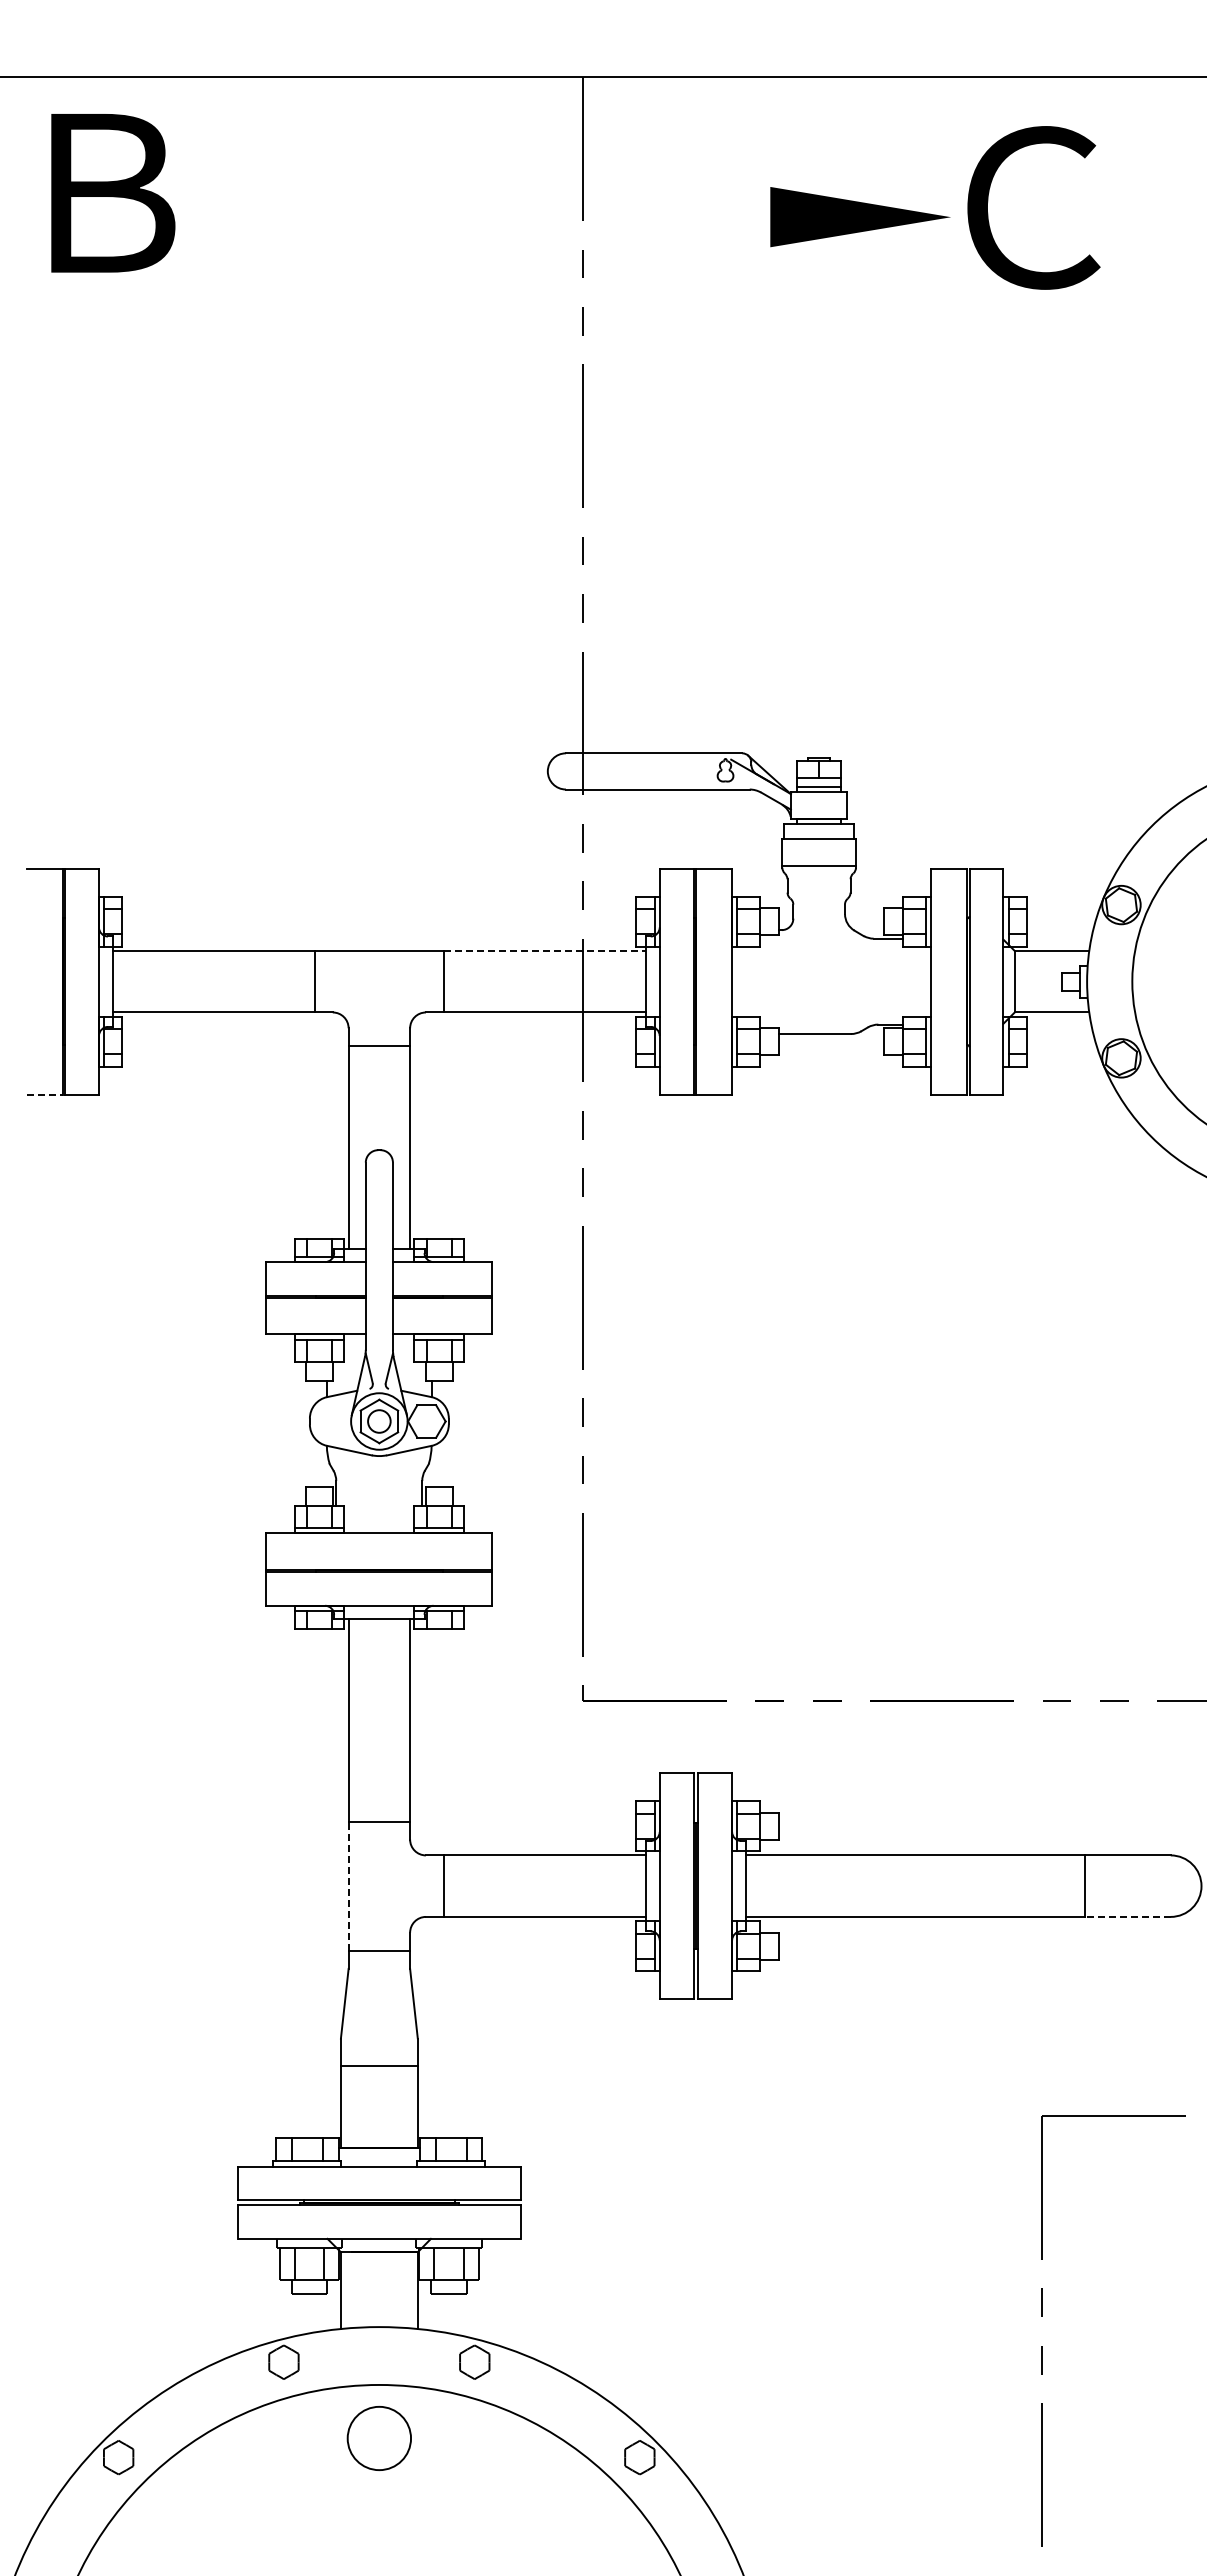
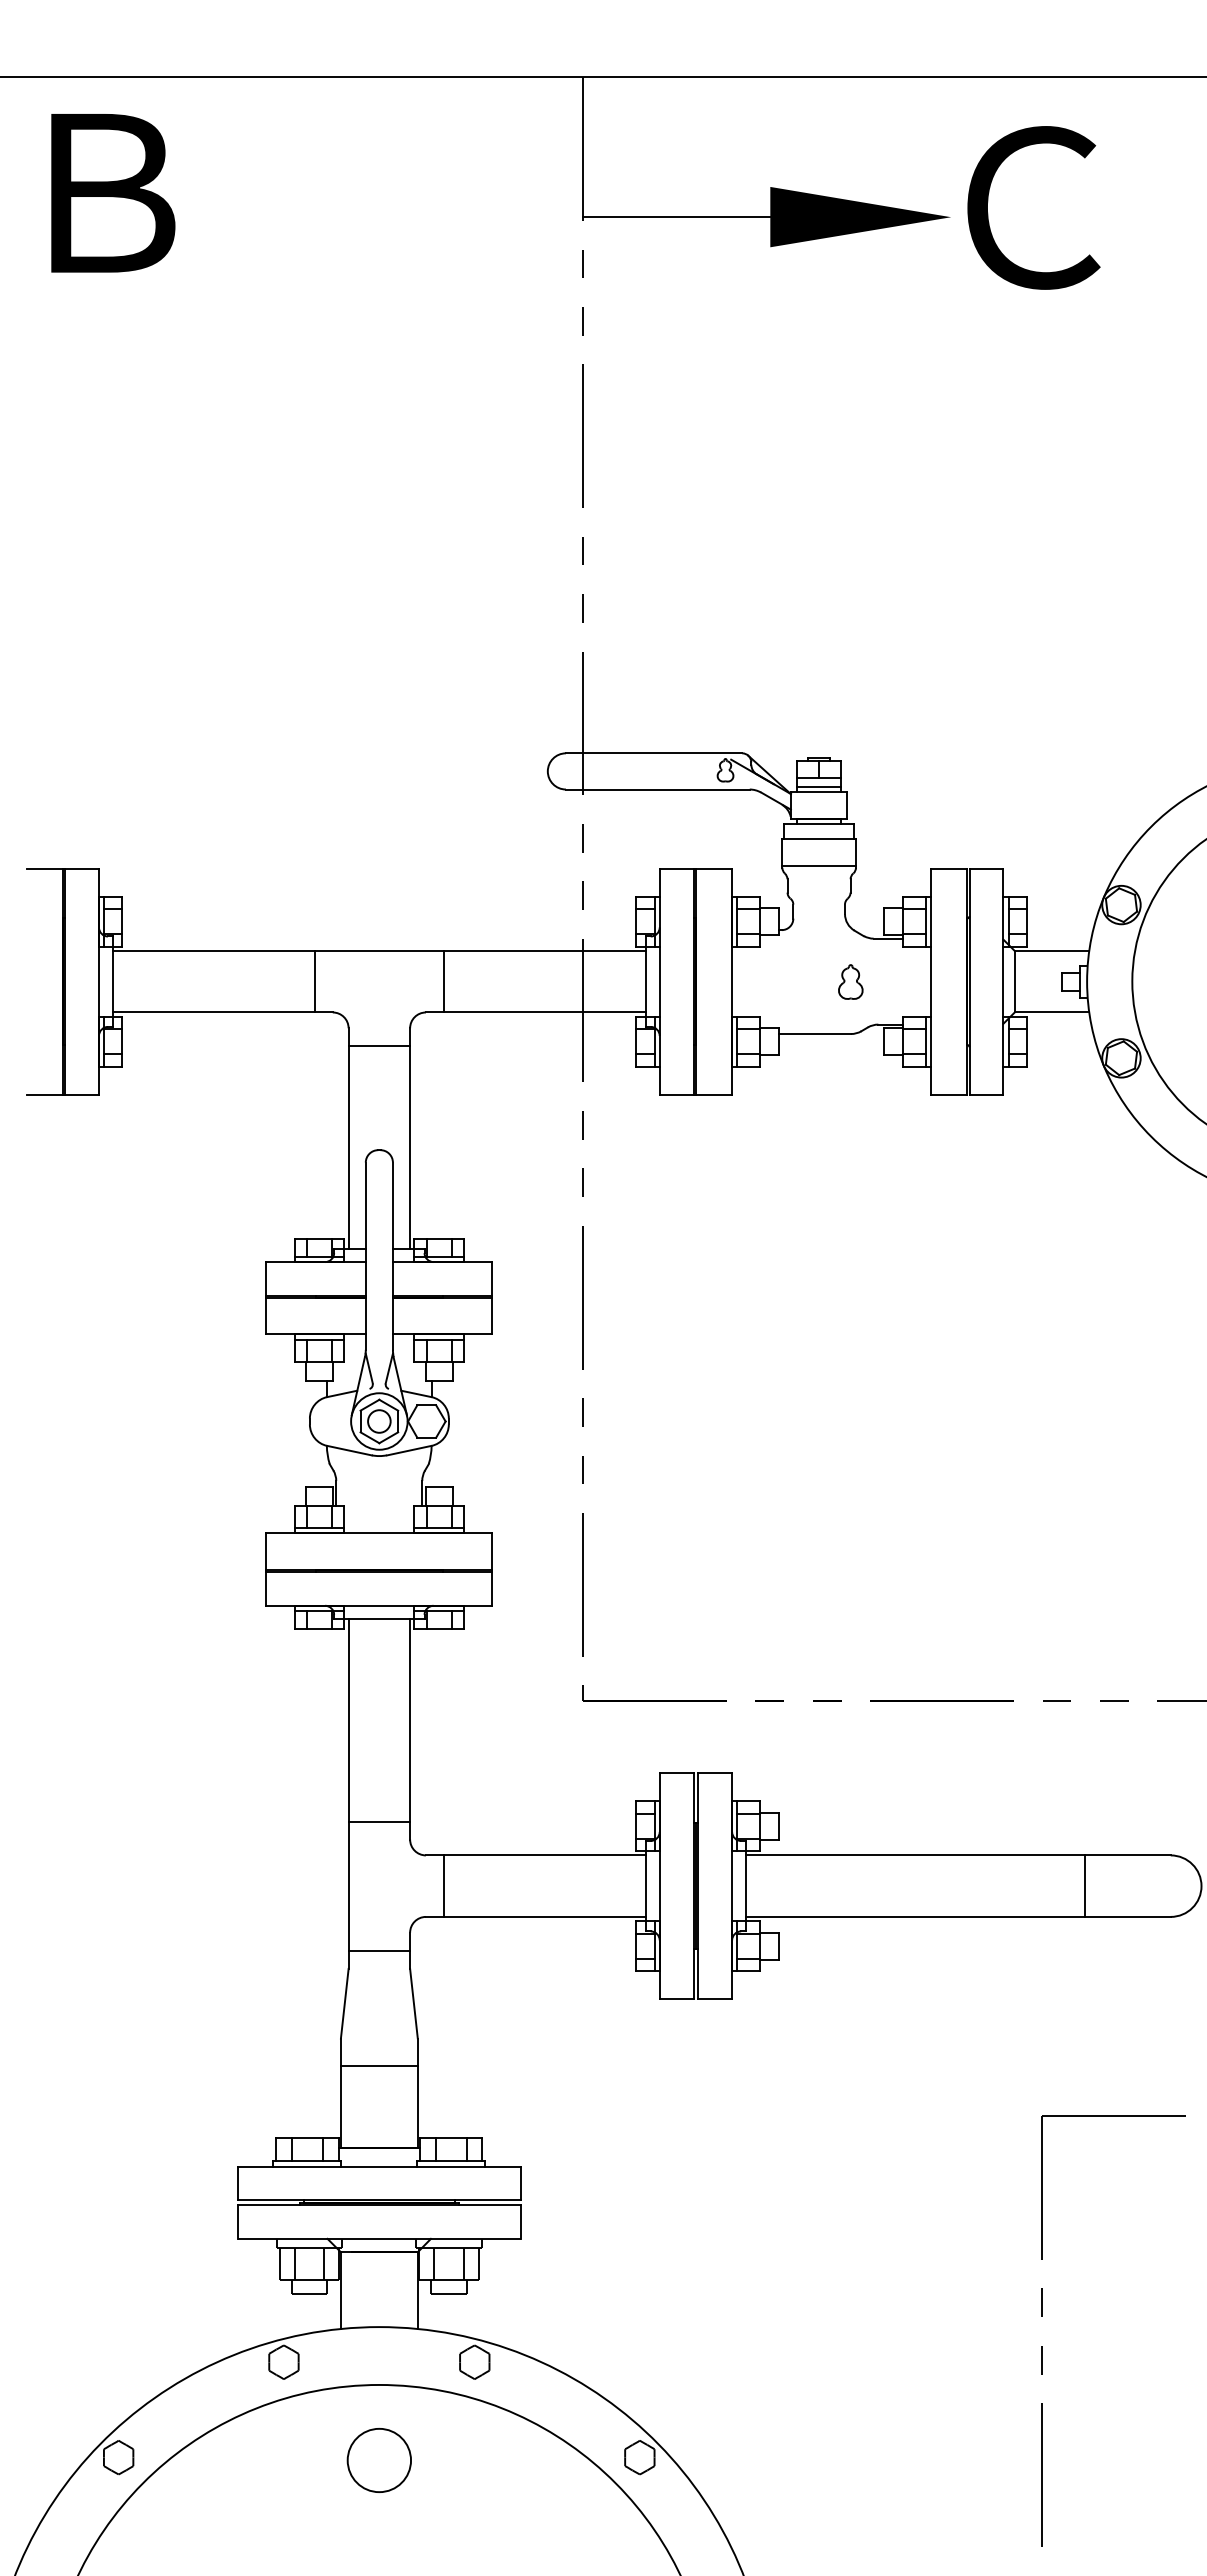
line: none -> present (676, 217)
line: dashed -> solid (545, 950)
part: none -> present (850, 981)
line: dashed -> solid (45, 1094)
line: dashed -> solid (348, 1886)
line: dashed -> solid (1127, 1916)
circle position: (378, 2438) -> (378, 2460) (378, 2460)
